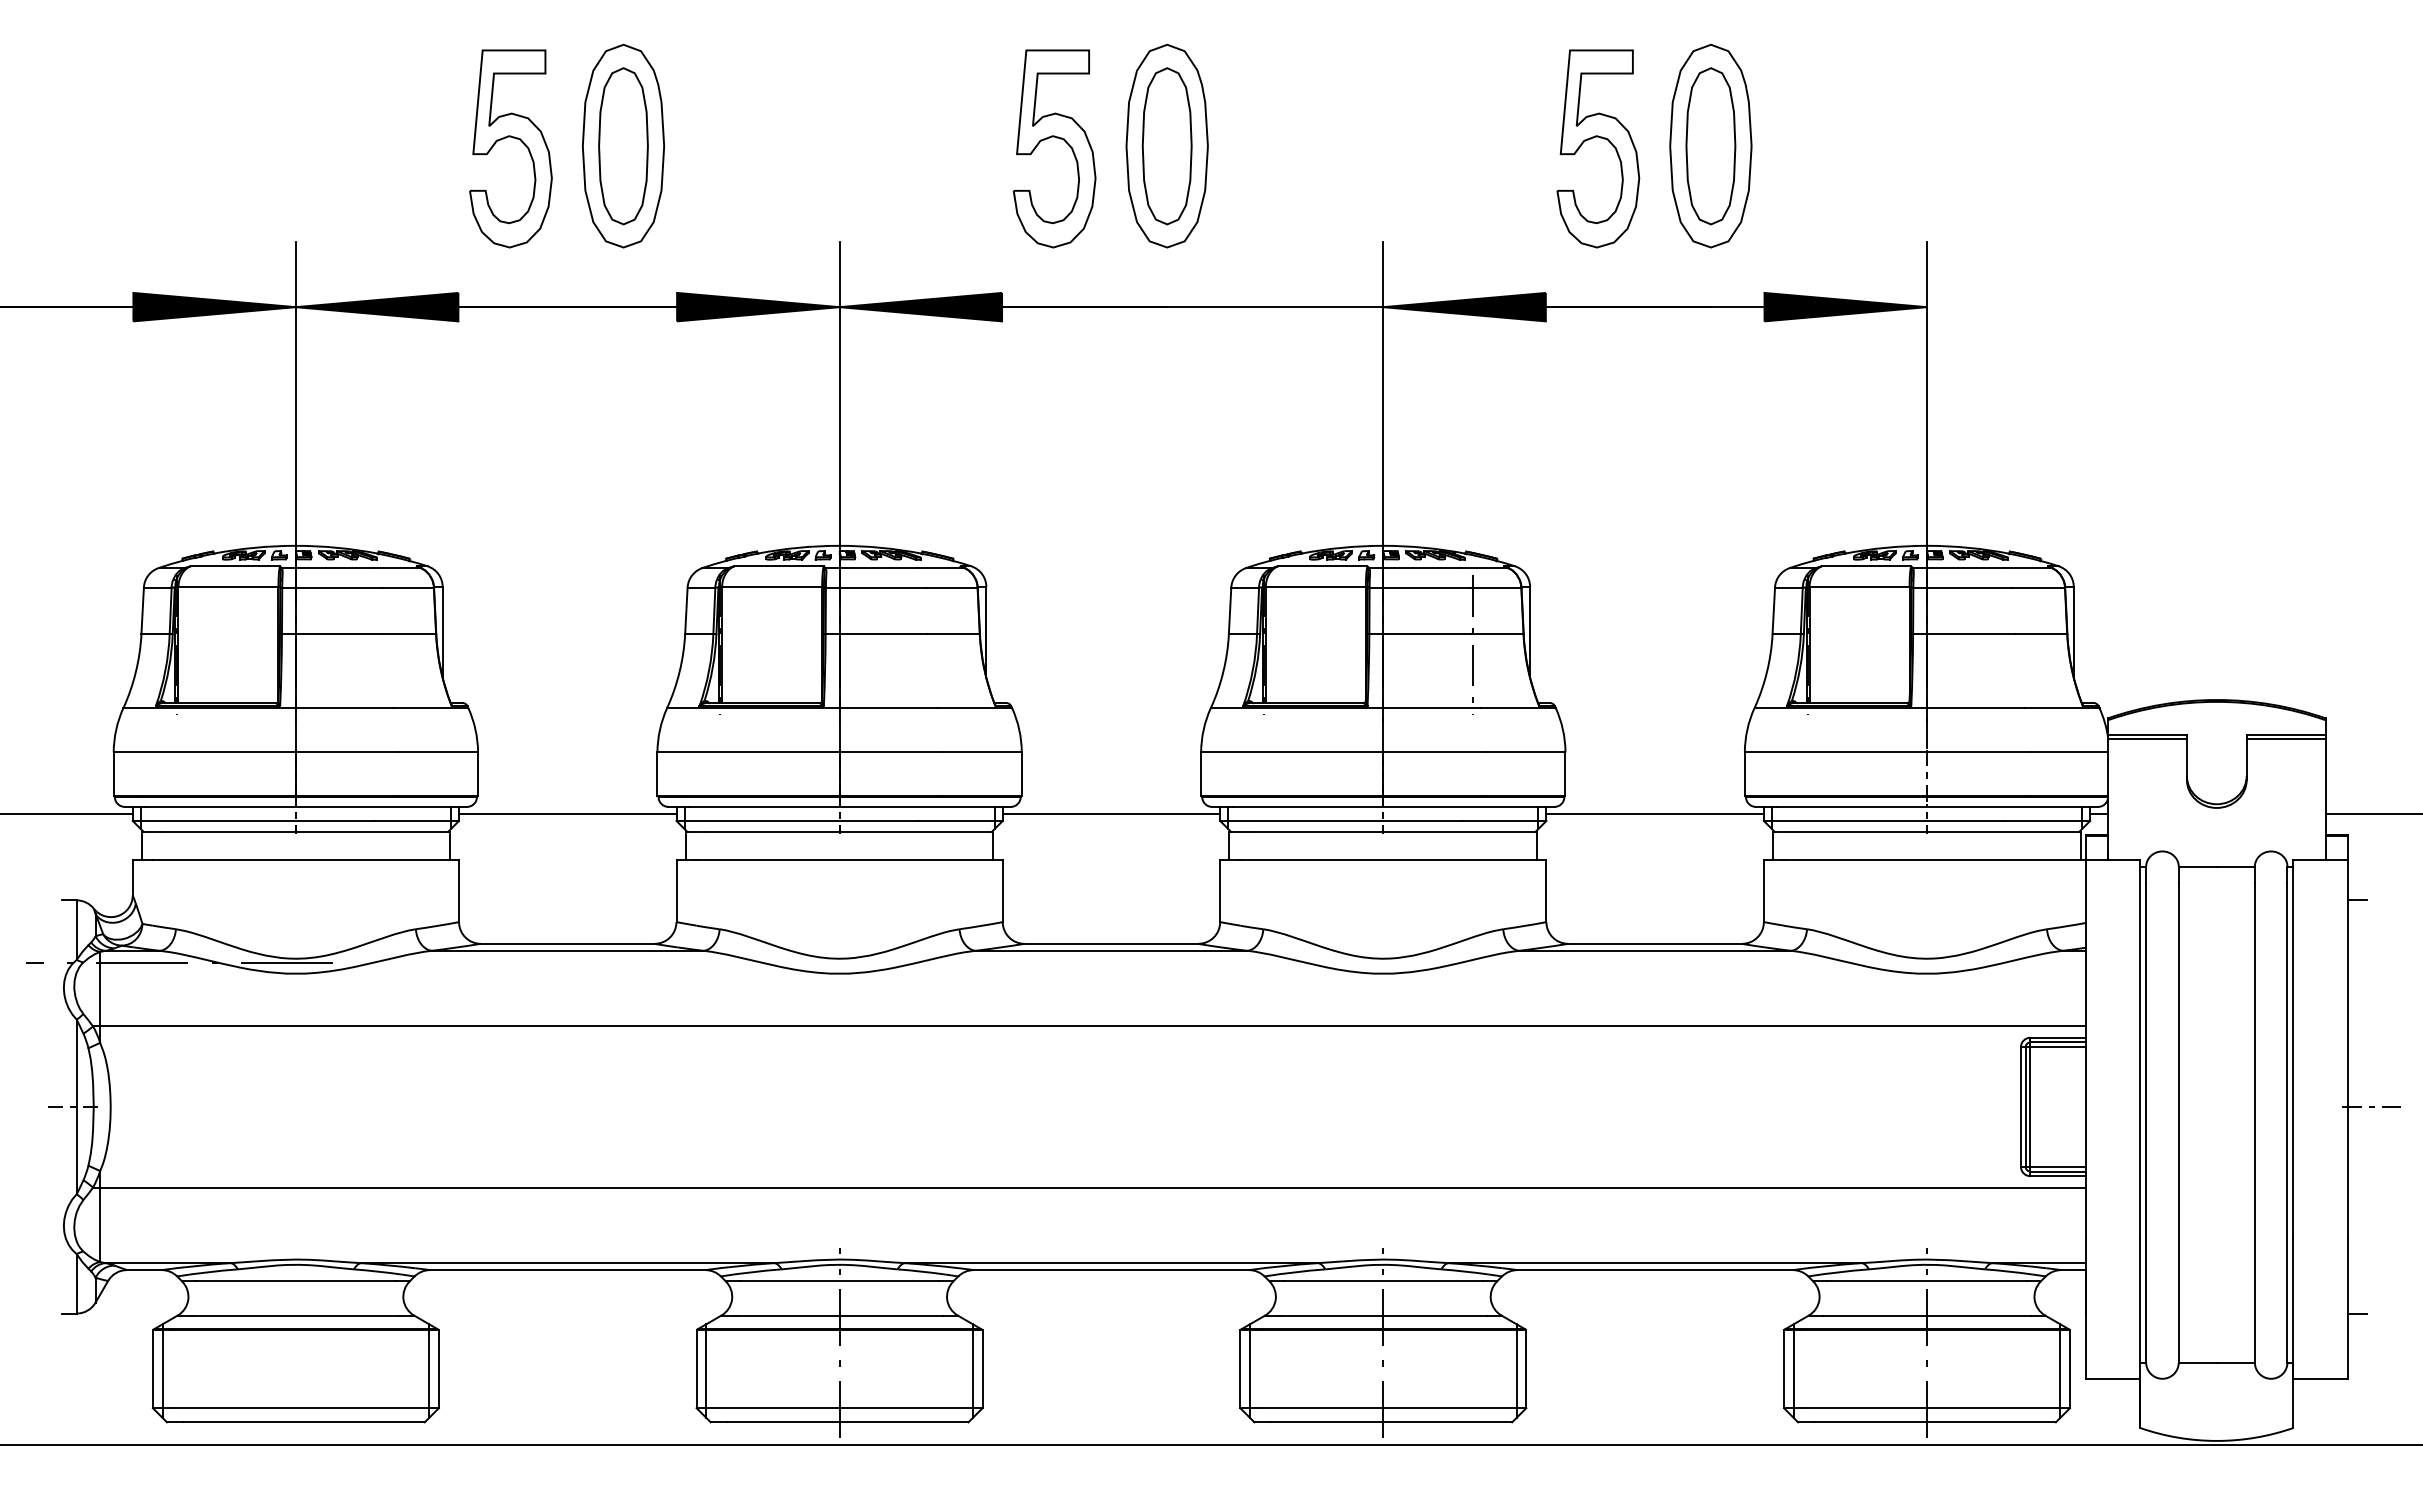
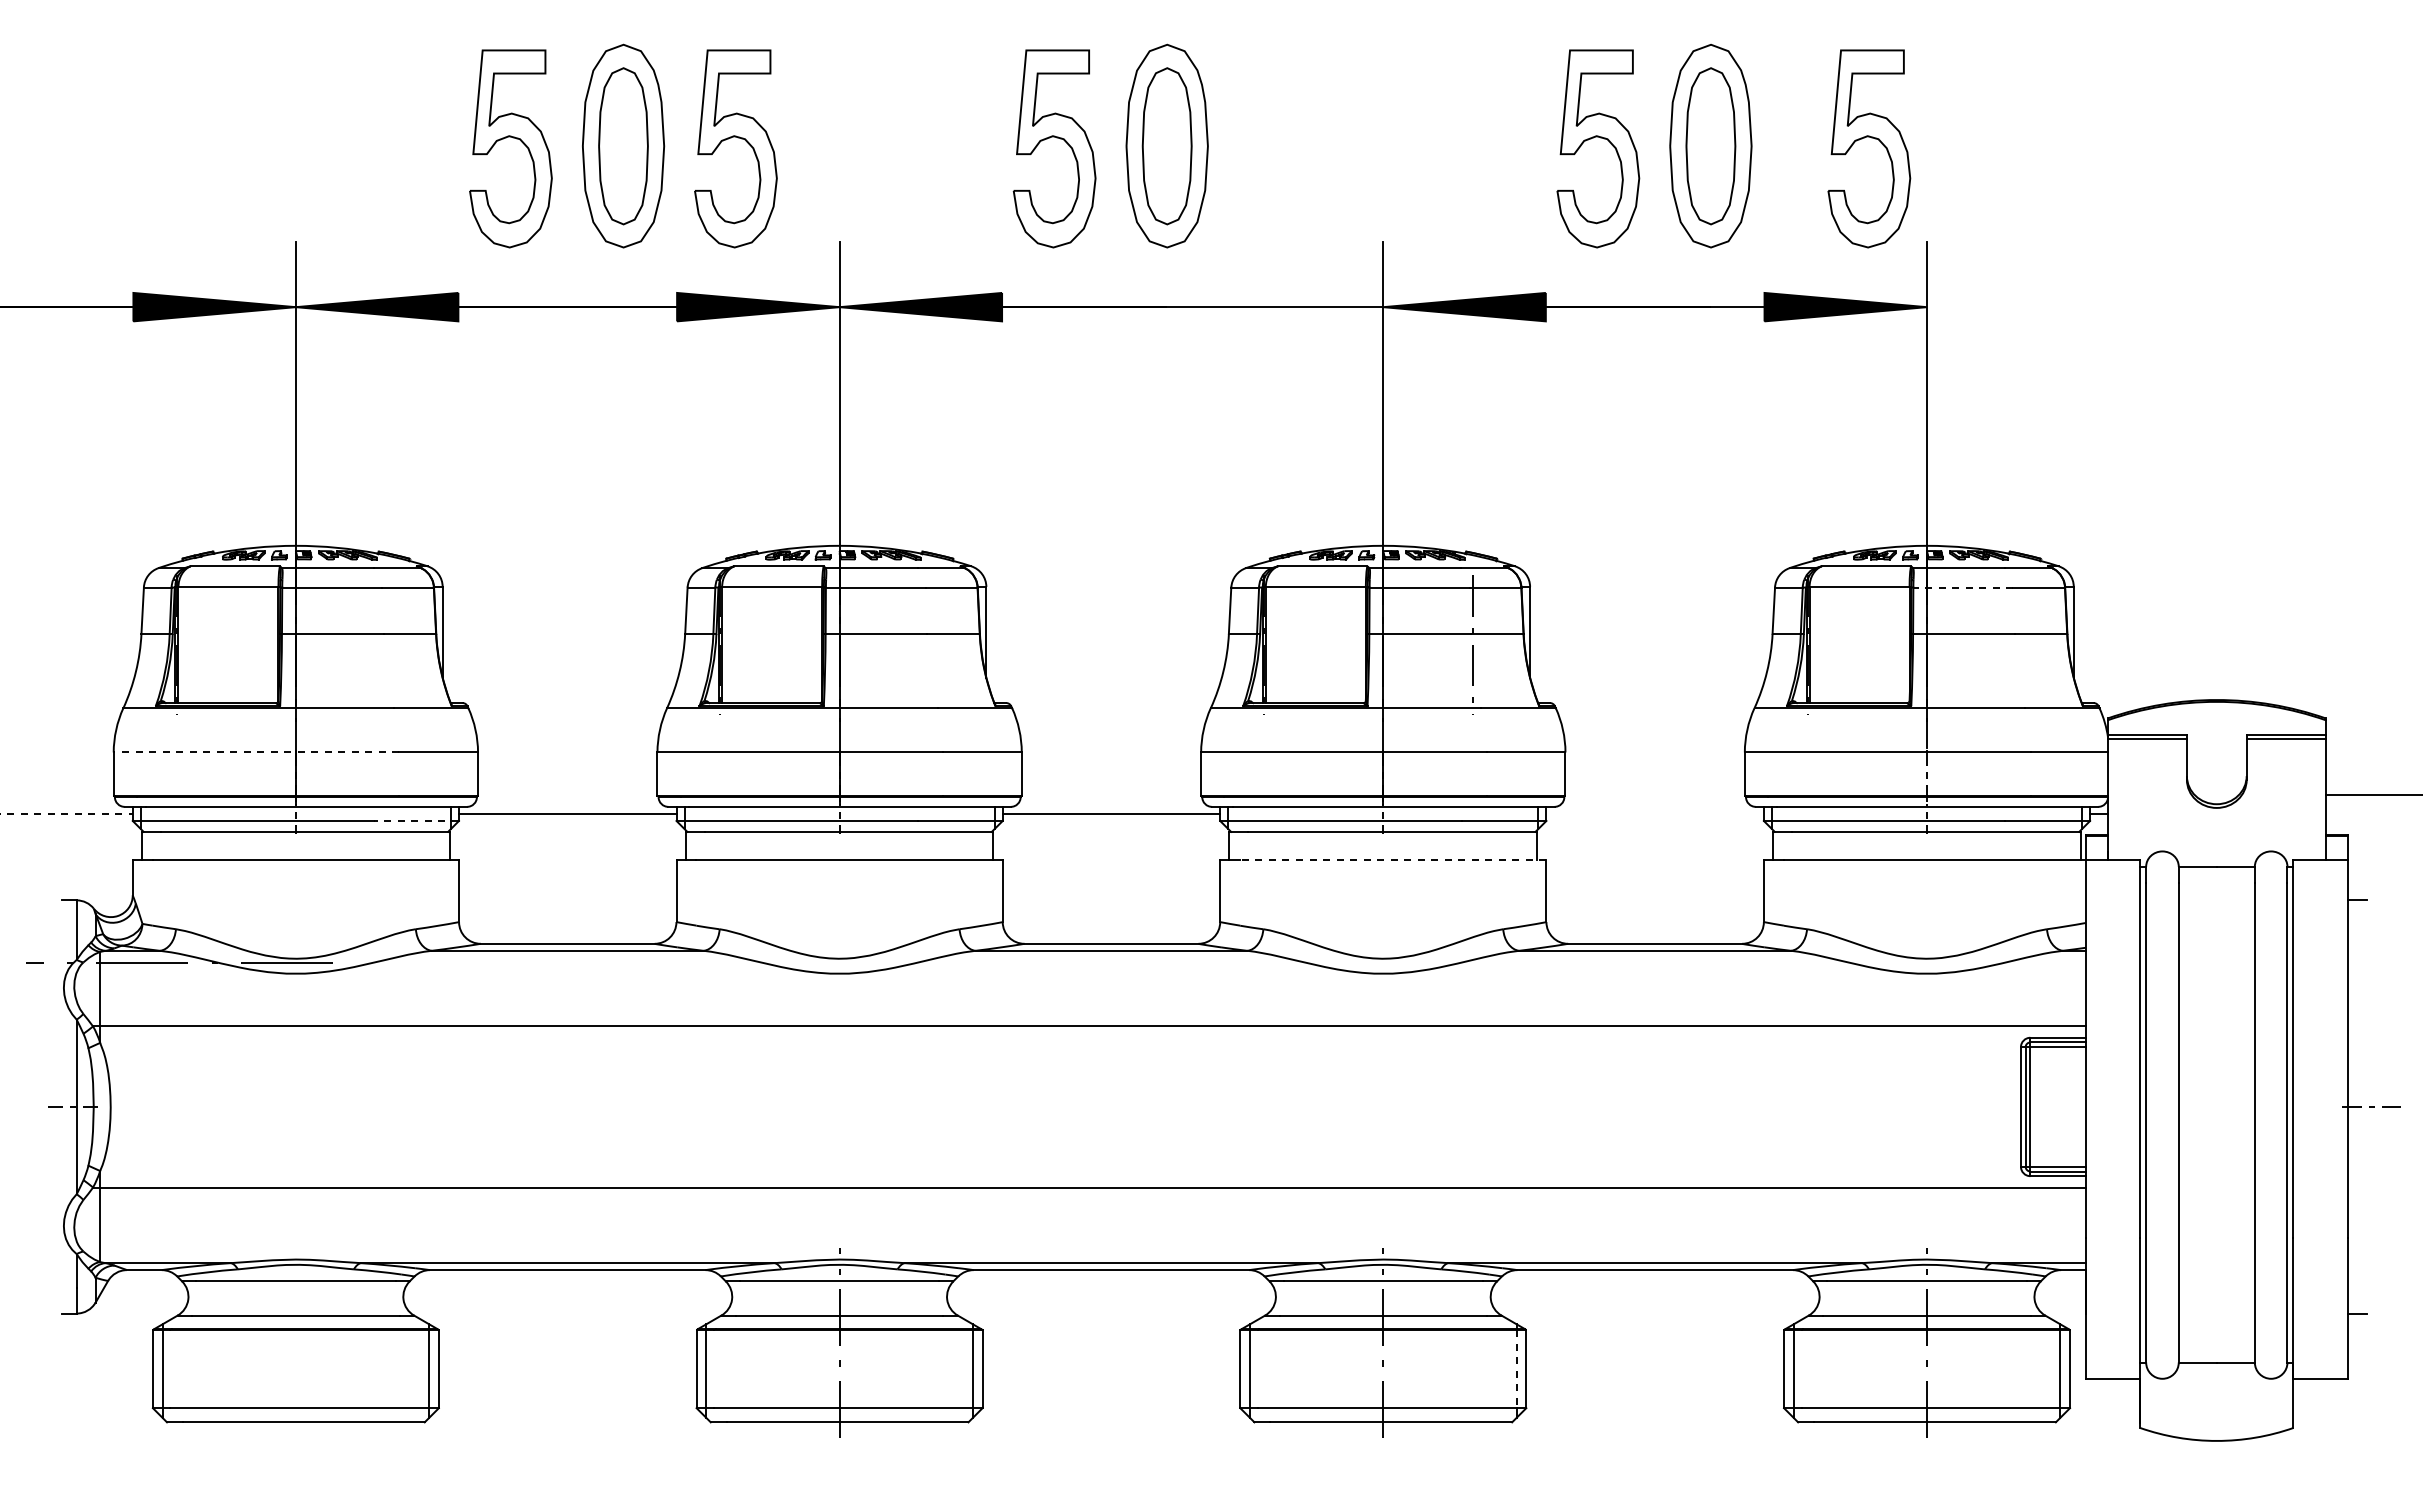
part: none -> present (738, 138)
part: none -> present (1871, 138)
line: solid -> dashed (1962, 587)
line: solid -> dashed (256, 752)
line: solid -> dashed (66, 814)
line: present -> none (1654, 814)
line position: (2372, 814) -> (2372, 795) (2372, 795)
line: solid -> dashed (416, 820)
line: solid -> dashed (1392, 860)
line: solid -> dashed (1516, 1369)
line: present -> none (1210, 1444)
